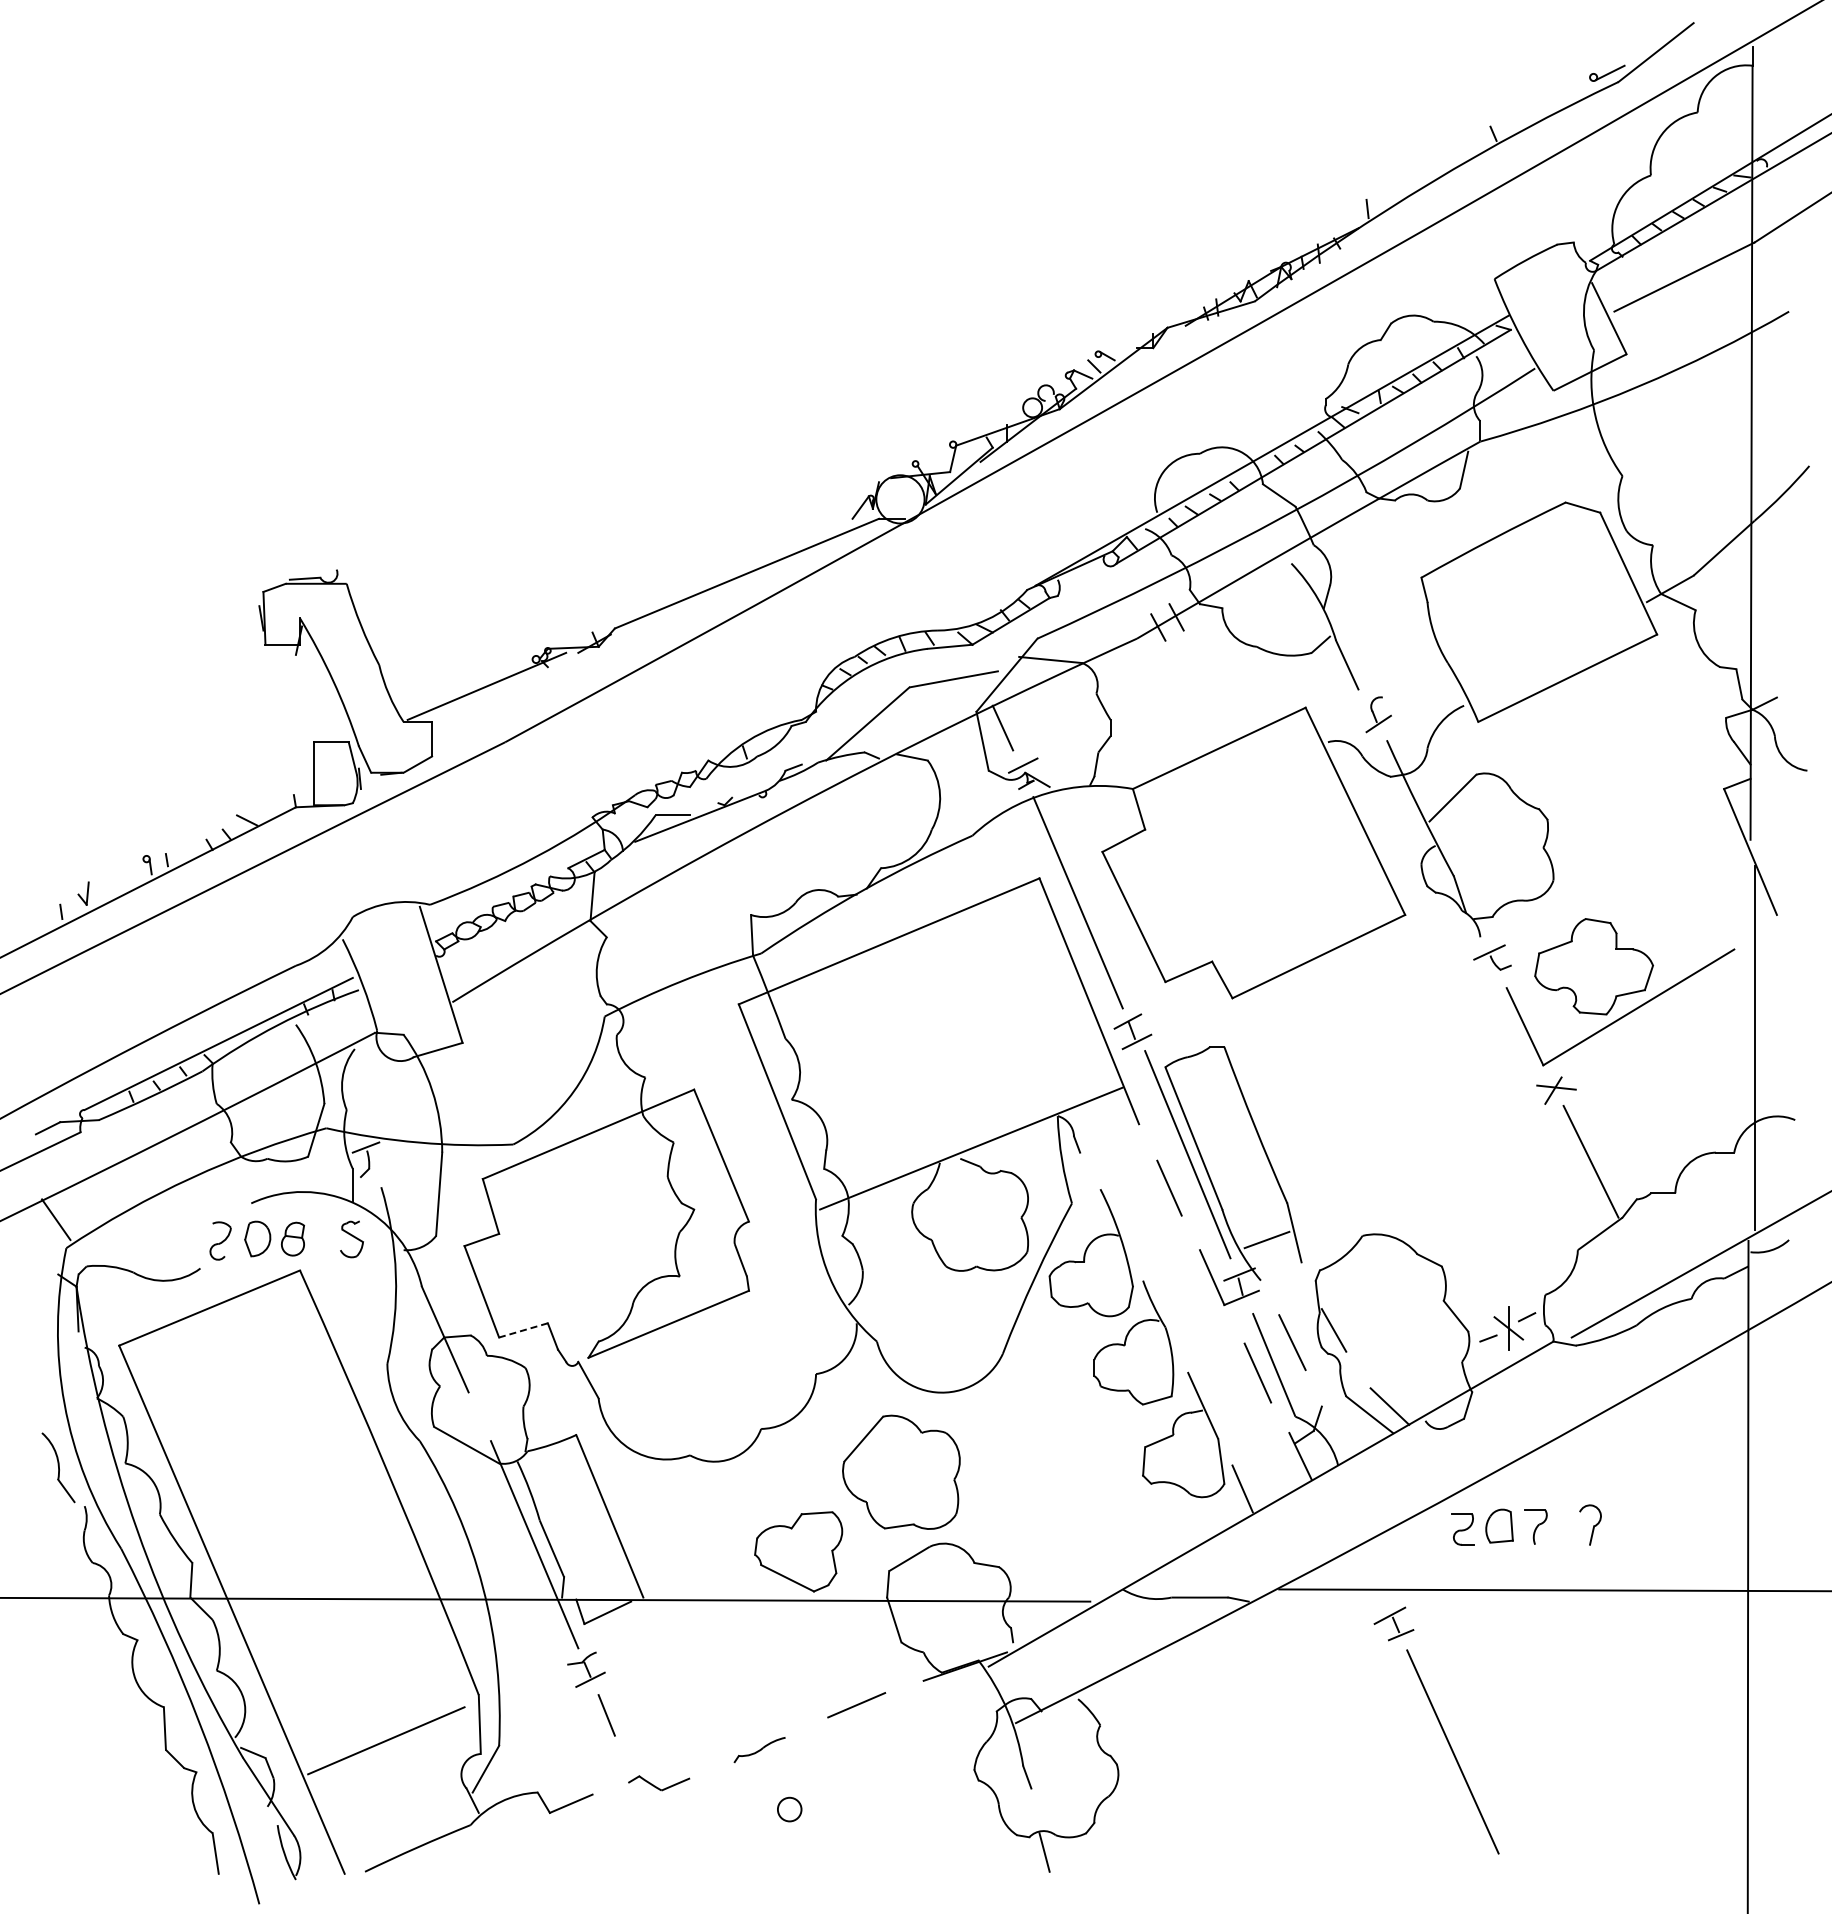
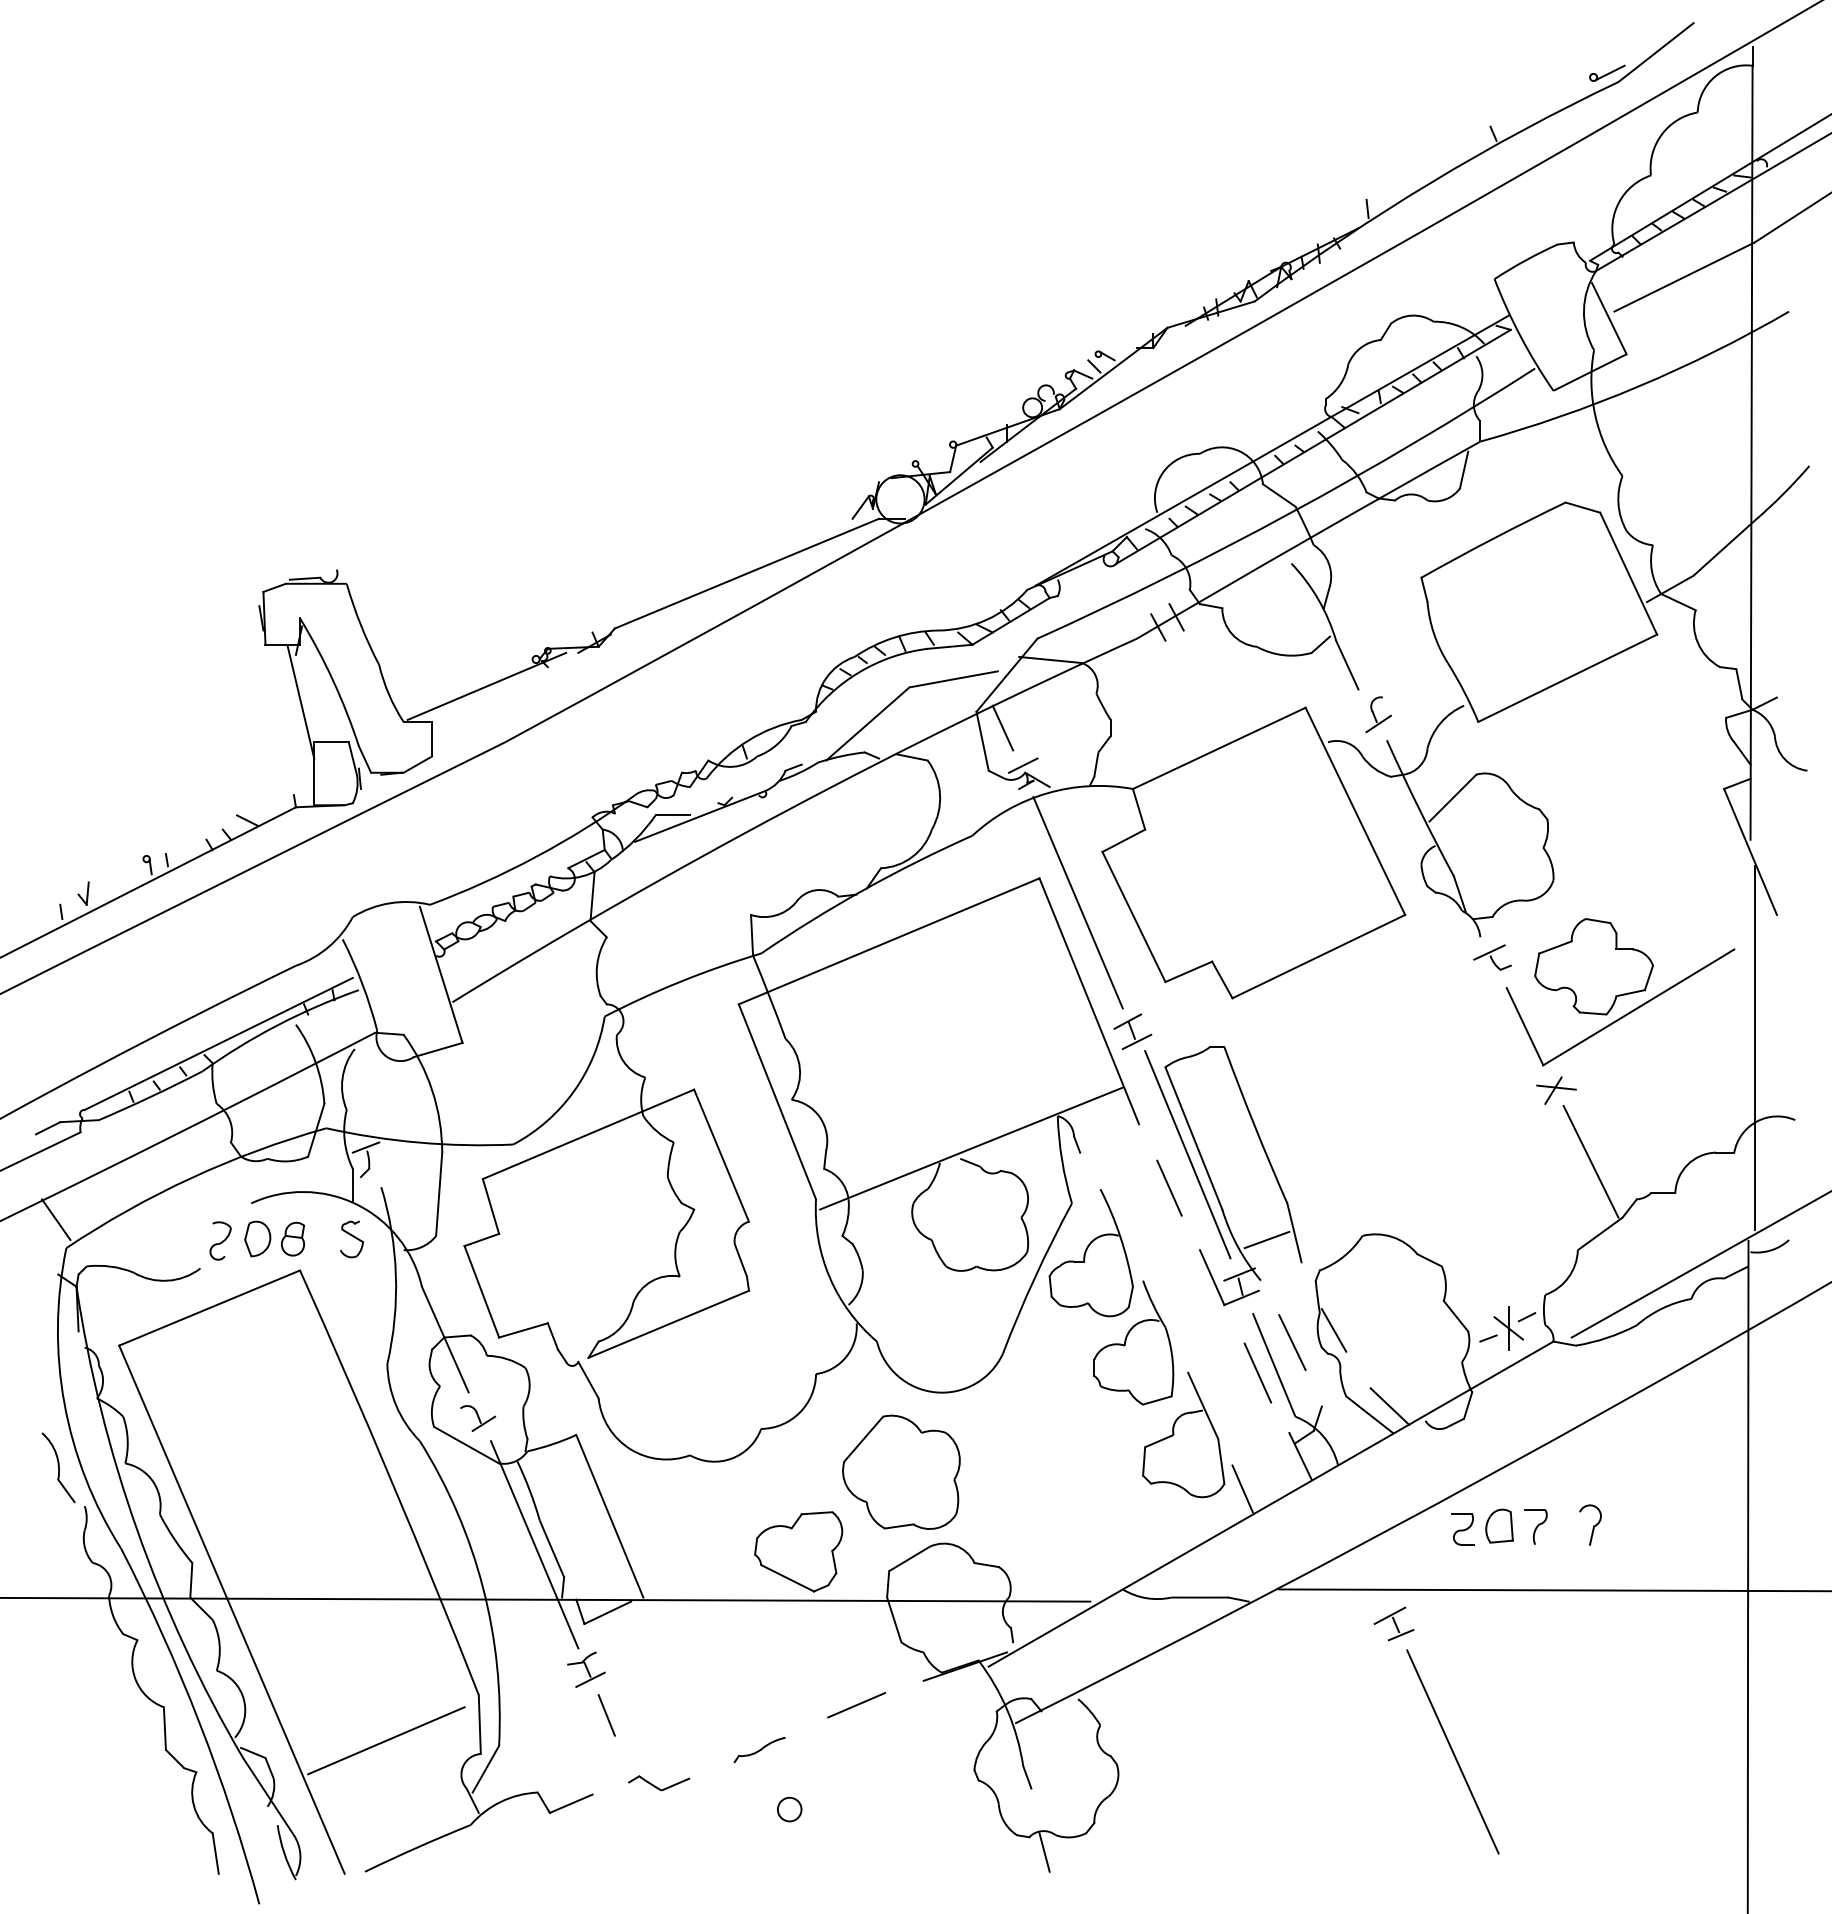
line: none -> present (300, 702)
line: dashed -> solid (523, 1330)
part: none -> present (477, 1418)
